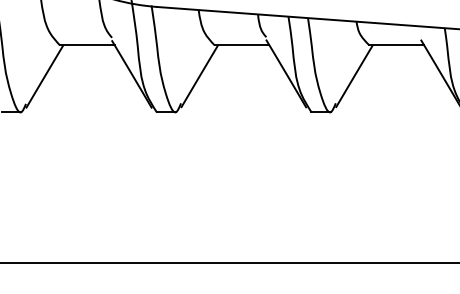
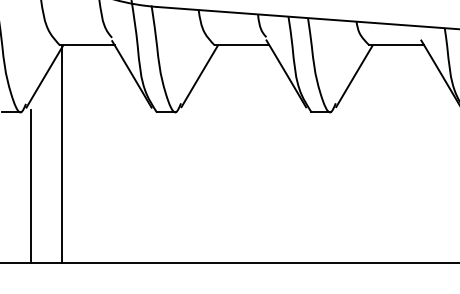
line: none -> present (62, 154)
line: none -> present (31, 185)
